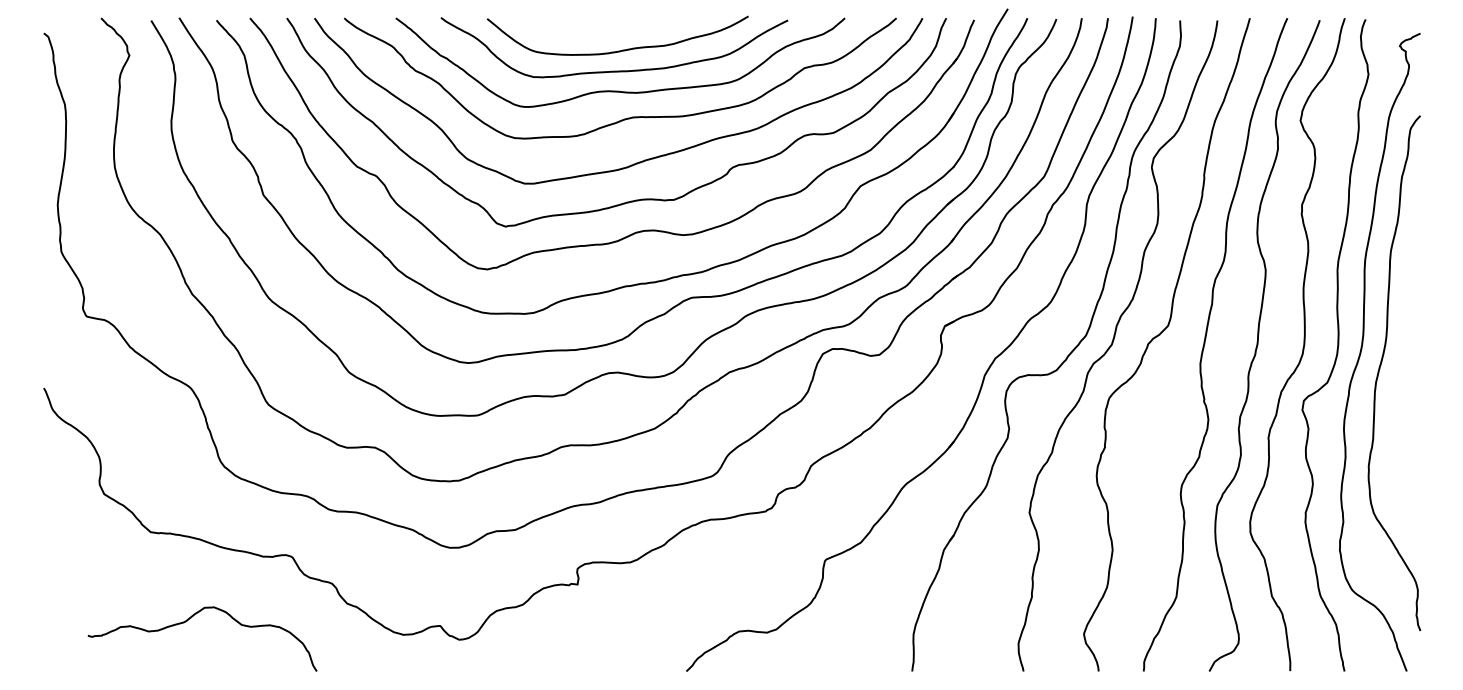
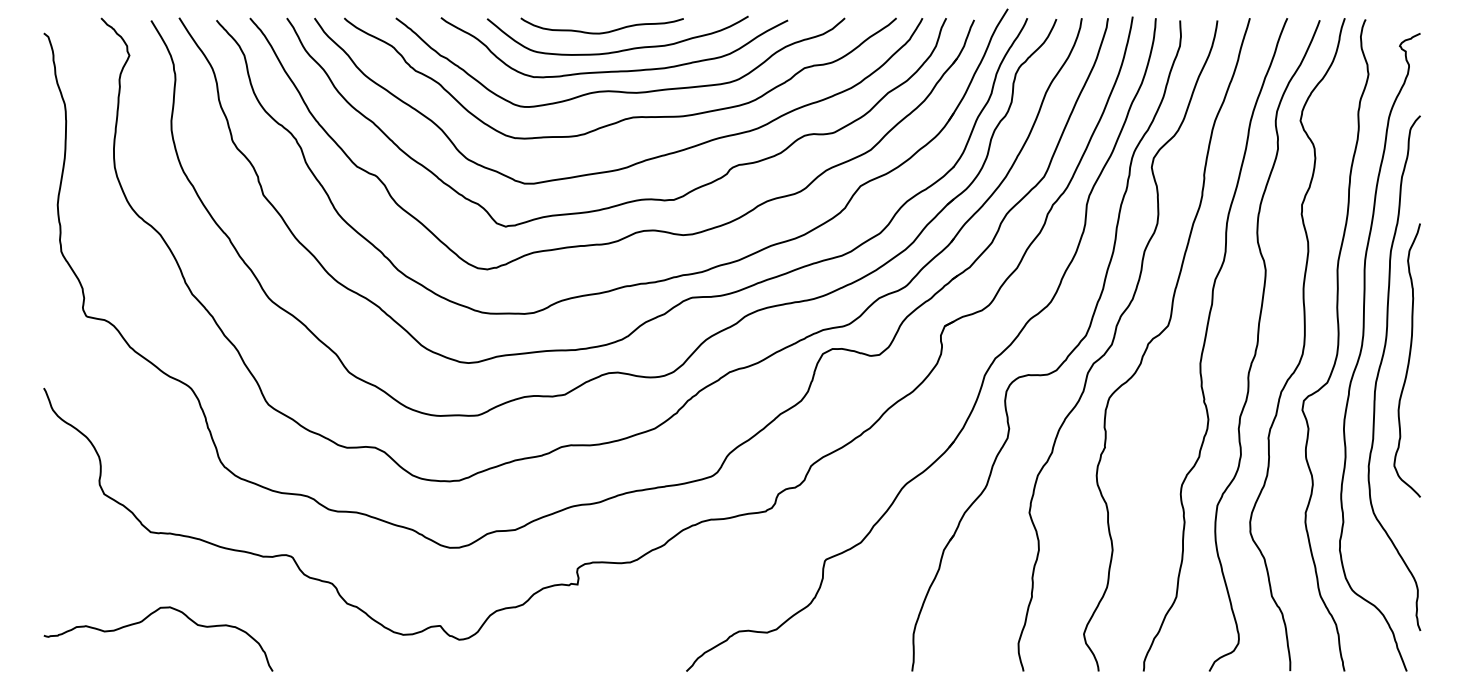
curve: none -> present (601, 32)
curve: none -> present (1408, 360)
curve position: (186, 622) -> (142, 622) (142, 622)
